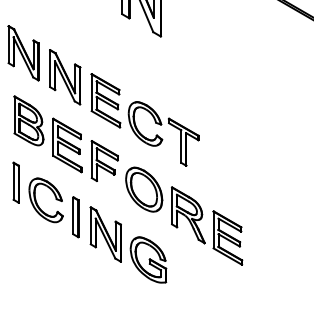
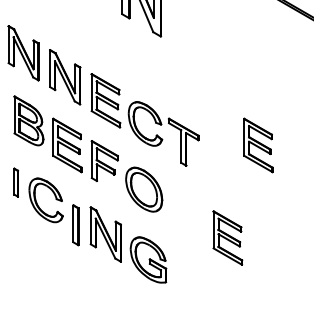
part: none -> present (258, 145)
part size: 8x43 px -> 6x31 px (15, 182)
part: present -> none (187, 215)
part position: (75, 217) -> (75, 225) (75, 225)
